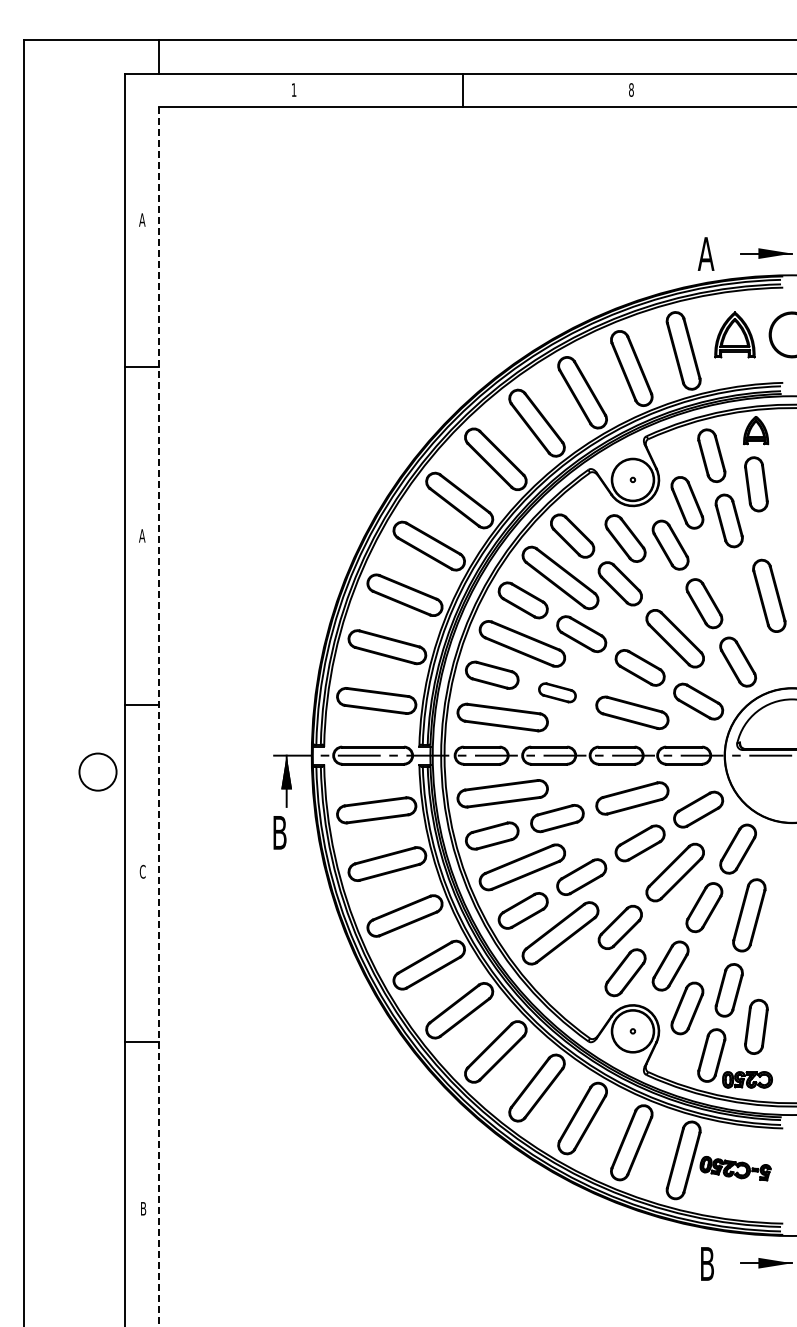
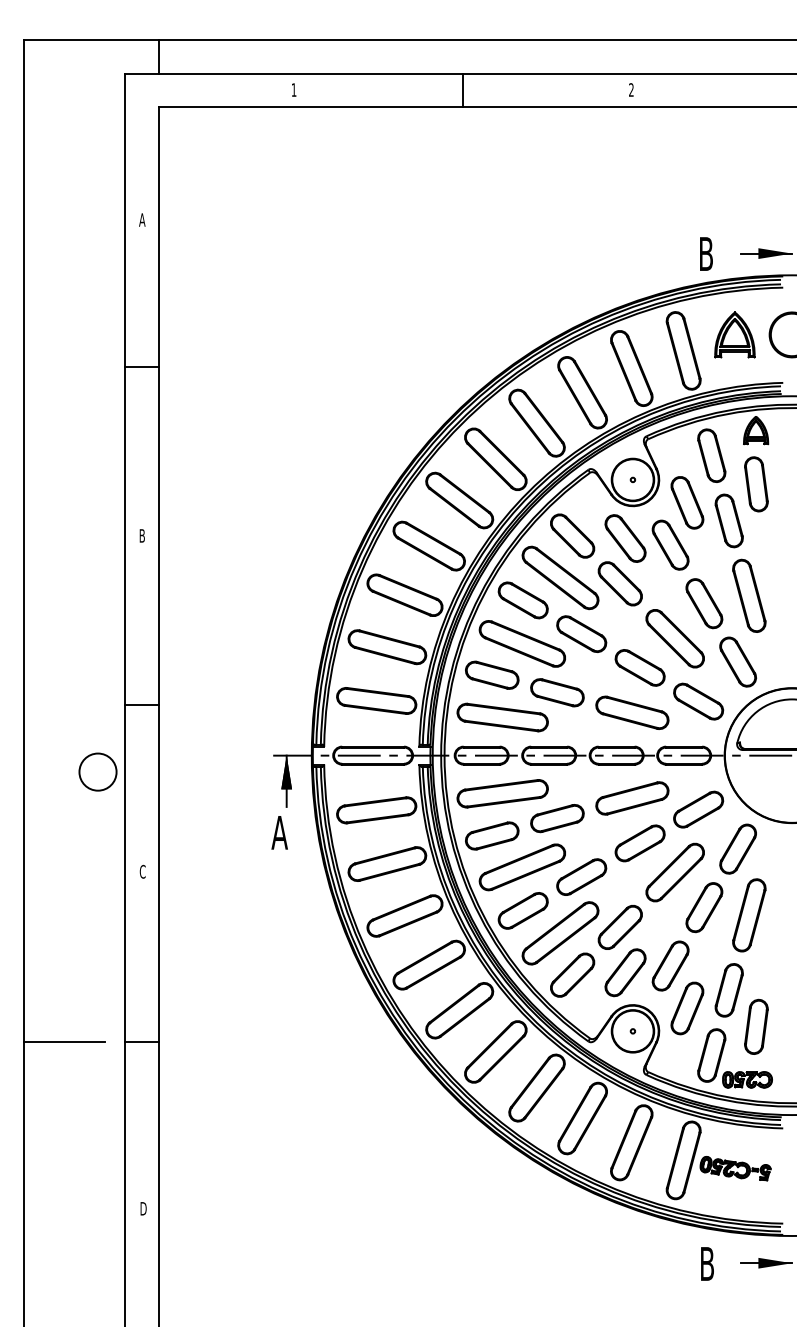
text: 8 -> 2 (631, 89)
text: A -> B (705, 253)
text: A -> B (142, 535)
part position: (769, 595) -> (749, 595) (749, 595)
part size: 39x22 px -> 55x30 px (557, 692)
line: dashed -> solid (158, 717)
text: B -> A (279, 832)
part: none -> present (572, 974)
line: none -> present (63, 1042)
text: B -> D (143, 1208)
